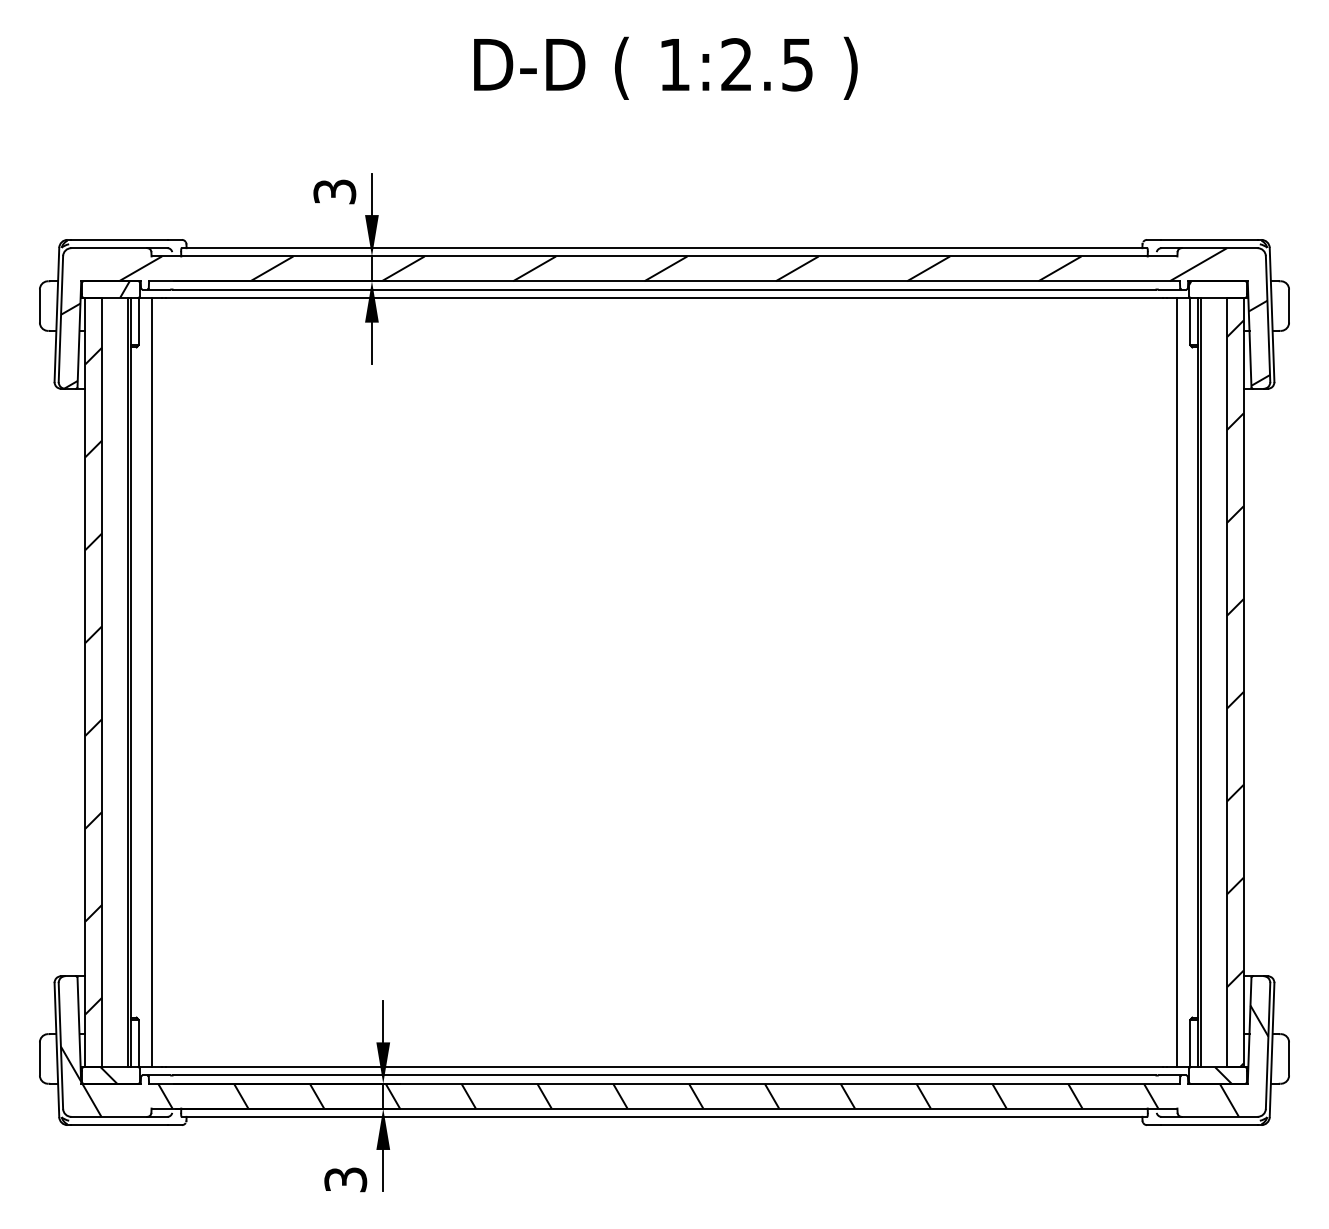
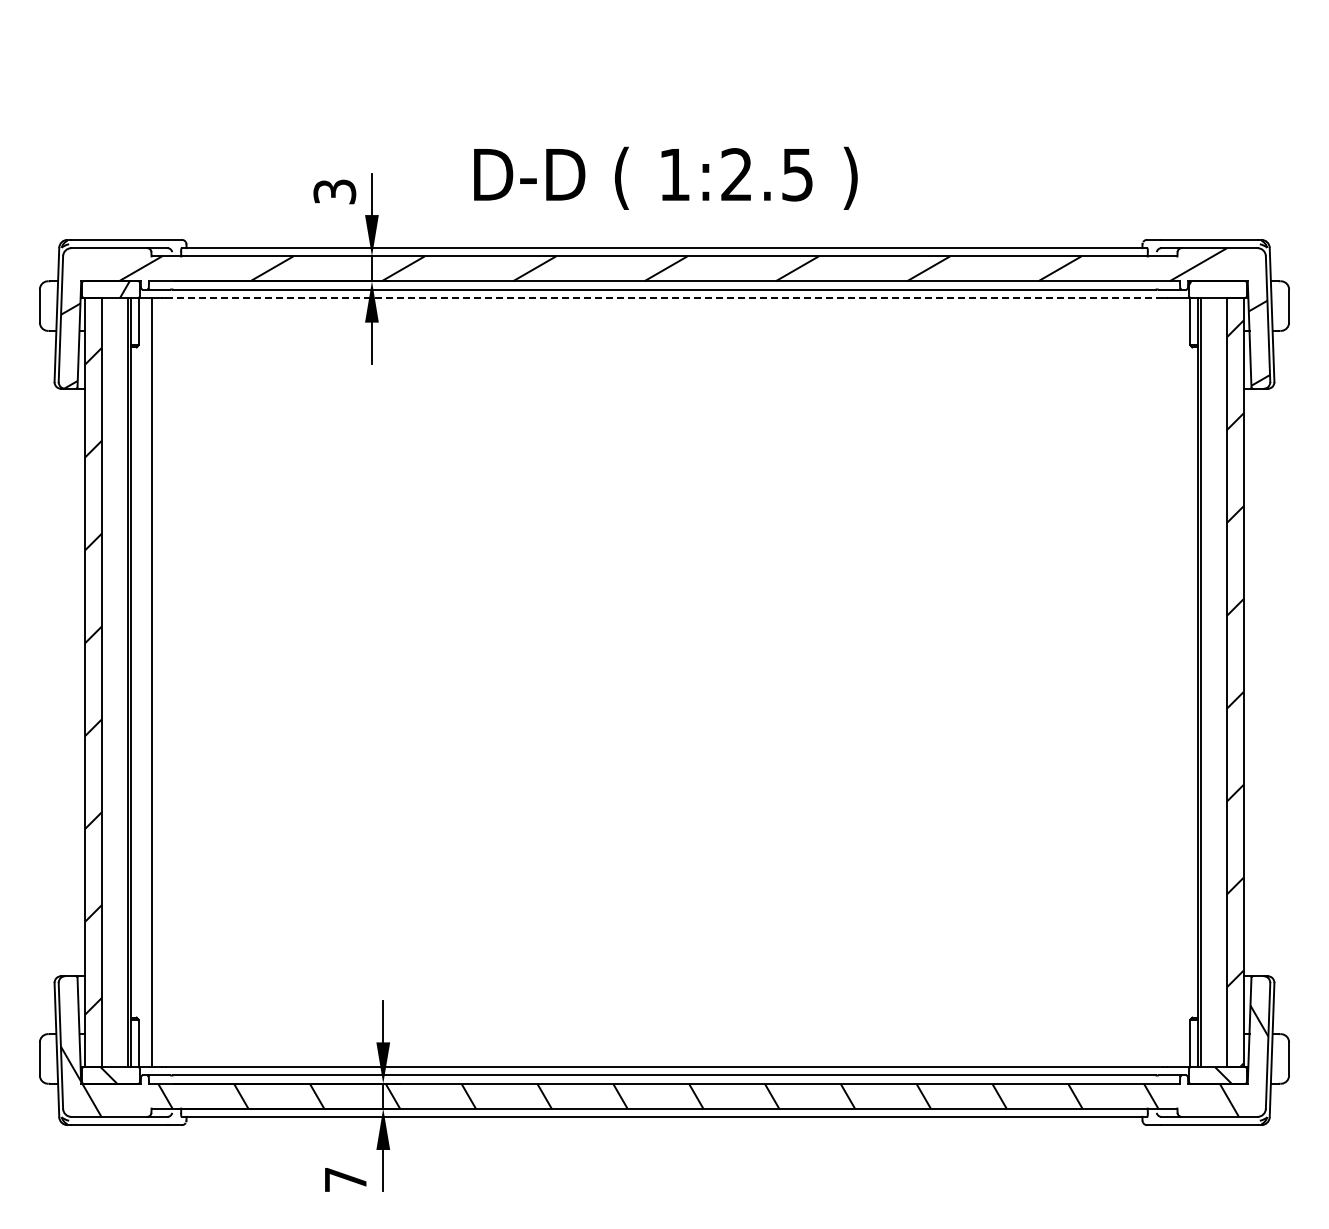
text position: (665, 67) -> (665, 177) (665, 177)
line: solid -> dashed (664, 297)
line: present -> none (1177, 682)
text: 3 -> 7 (345, 1179)
